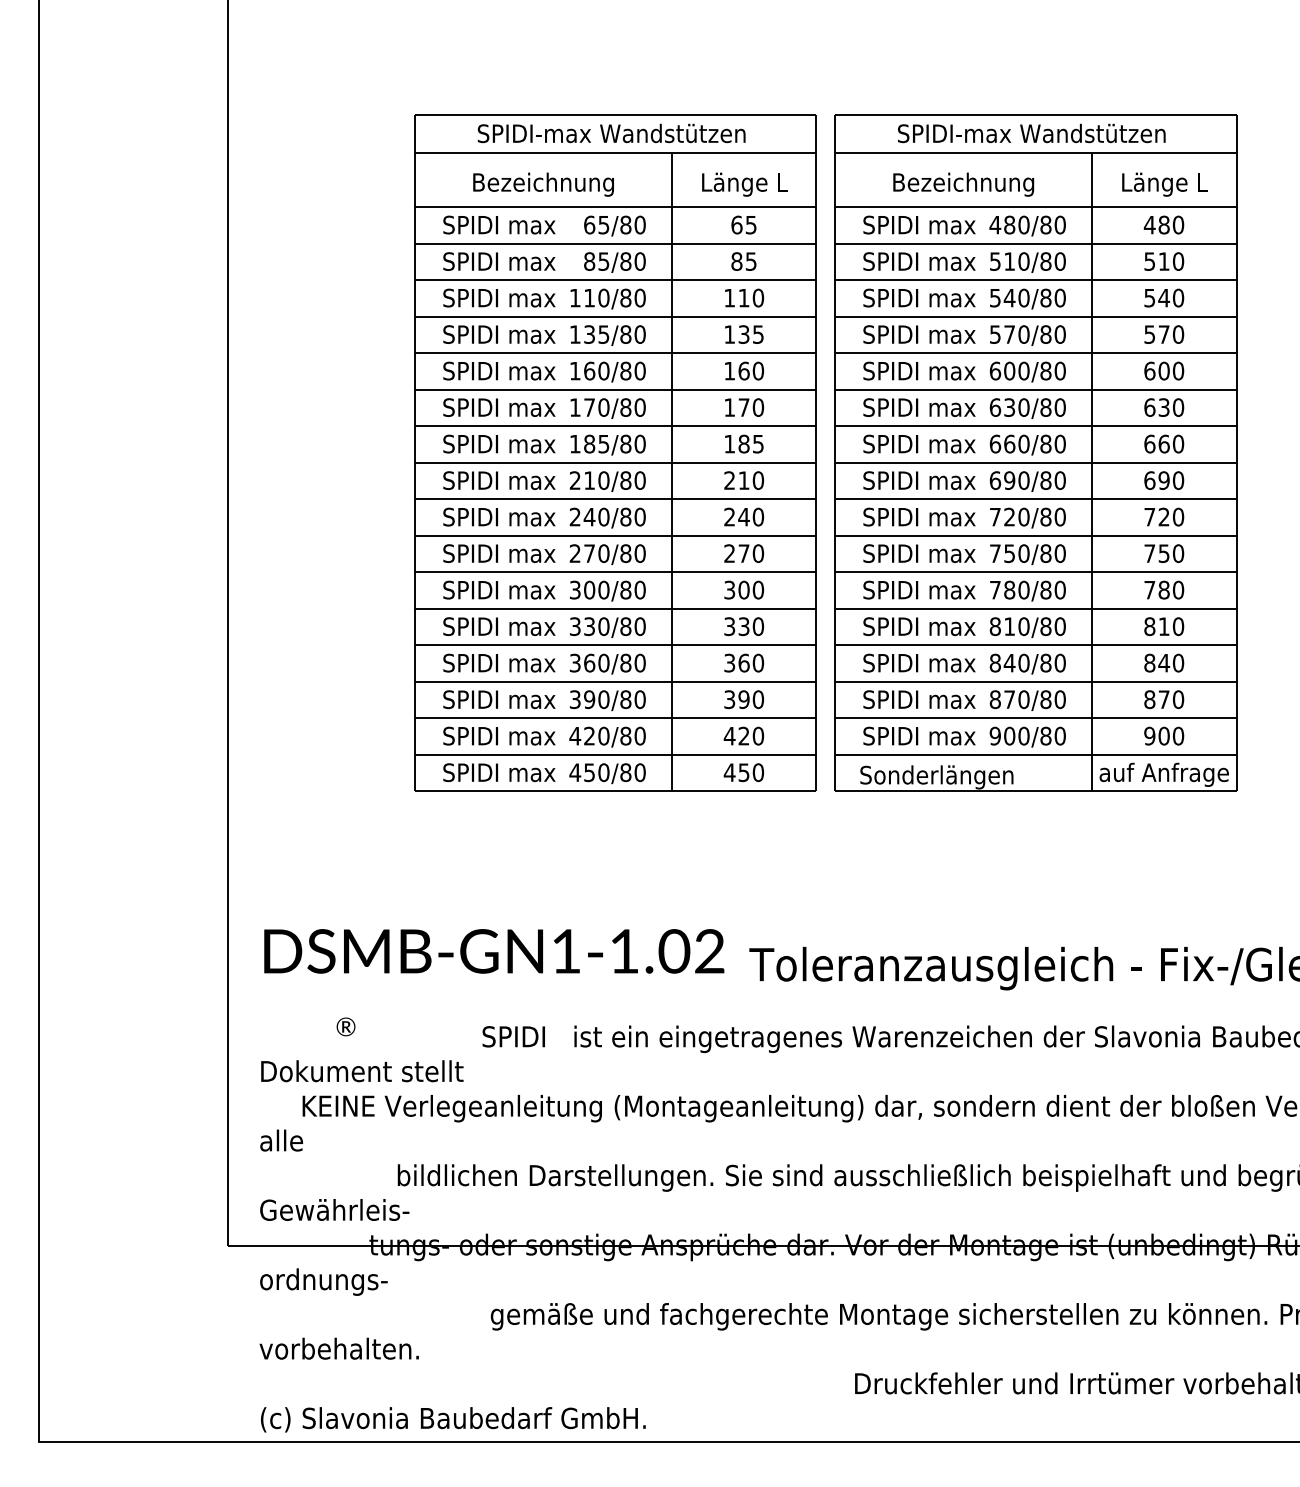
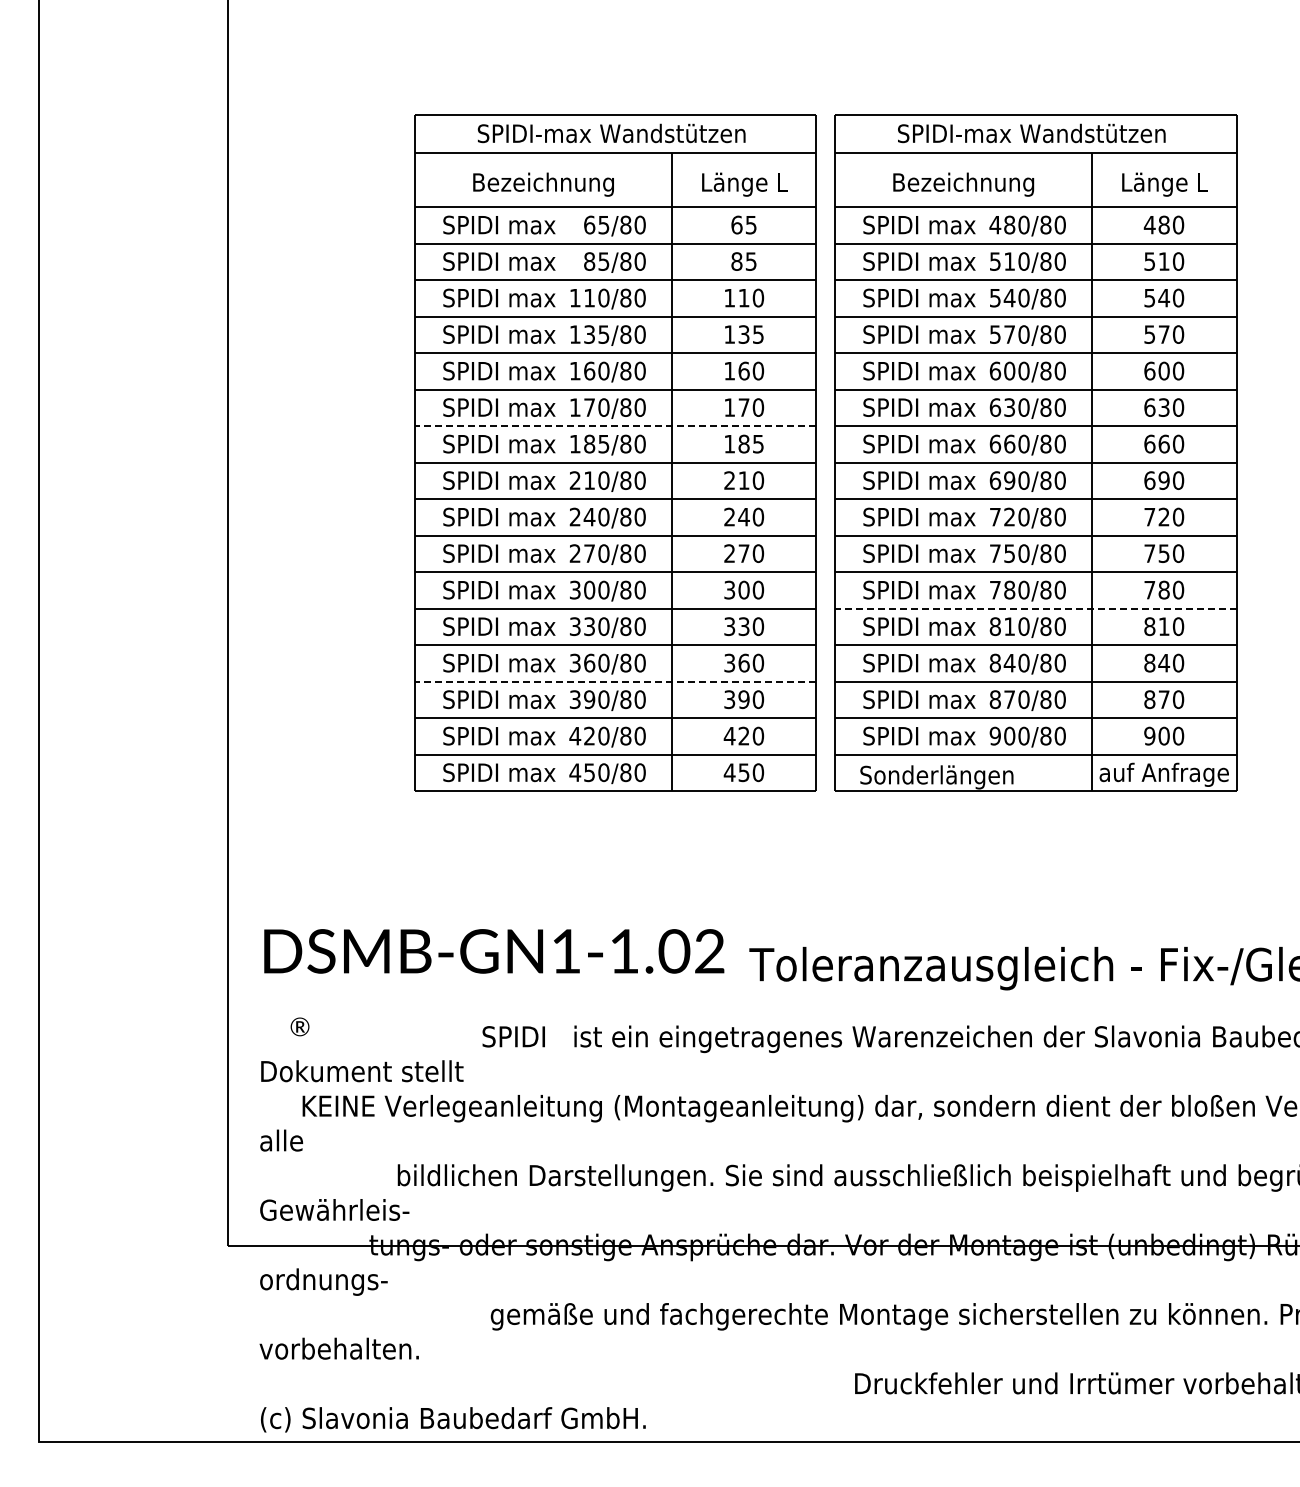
line: solid -> dashed (615, 426)
line: solid -> dashed (1035, 608)
line: solid -> dashed (615, 681)
text position: (345, 1026) -> (299, 1026) (299, 1026)
